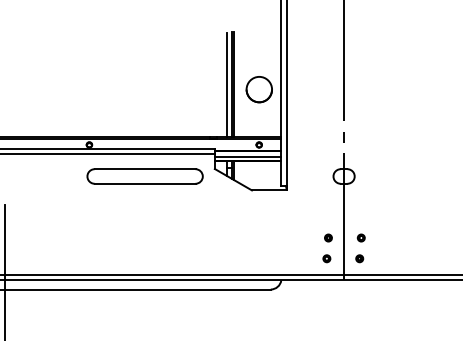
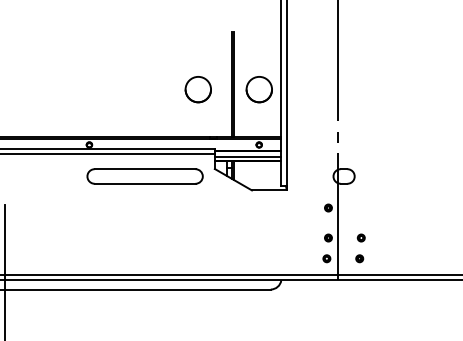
line: present -> none (227, 84)
circle: none -> present (197, 89)
line position: (344, 141) -> (338, 141) (338, 141)
part: none -> present (328, 207)
